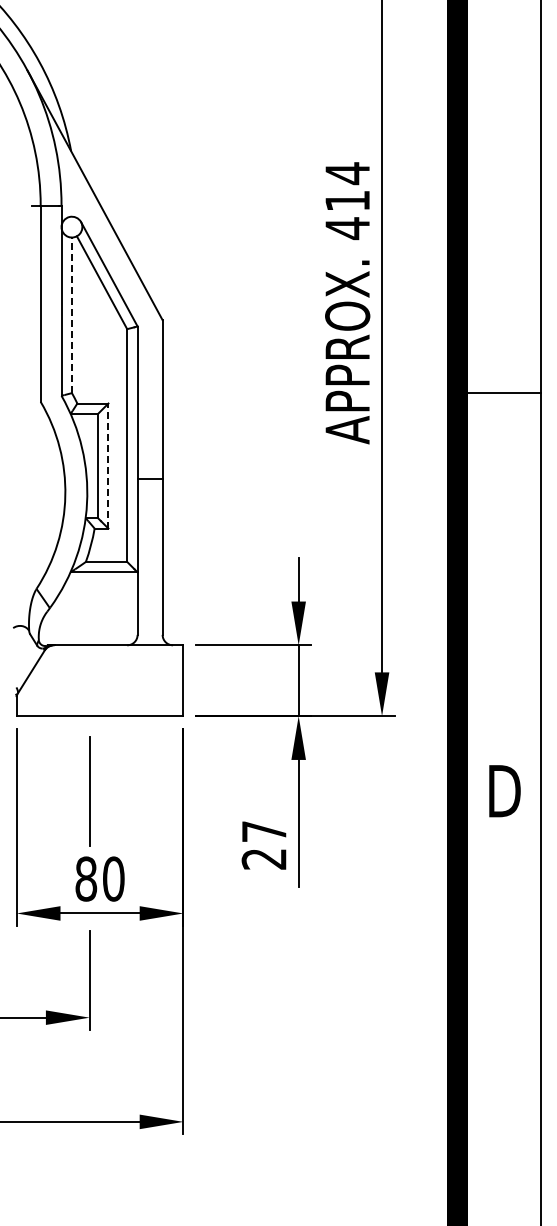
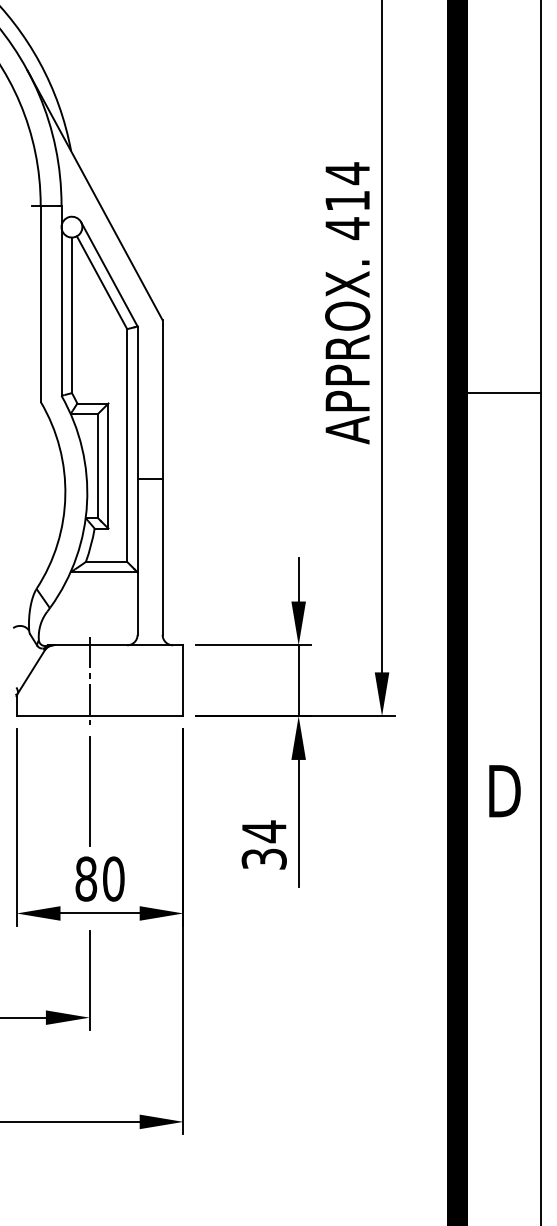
line: dashed -> solid (71, 315)
line: dashed -> solid (108, 466)
line: none -> present (89, 680)
text: 27 -> 34 (264, 844)
